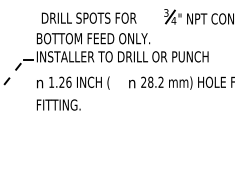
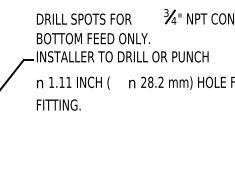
text position: (89, 17) -> (84, 18) (84, 18)
line: dashed -> solid (12, 74)
text: 1.26 -> 1.11 (65, 81)
